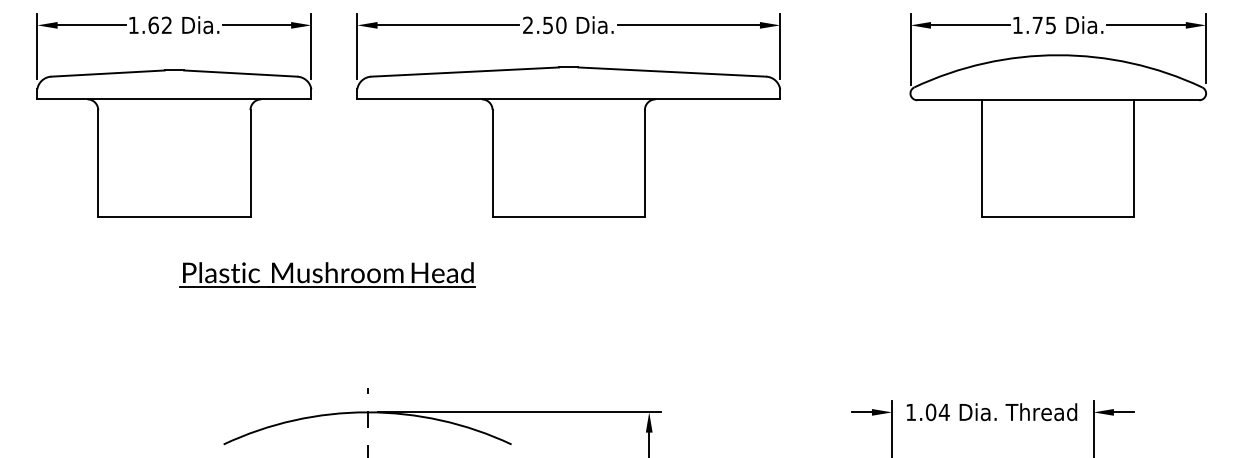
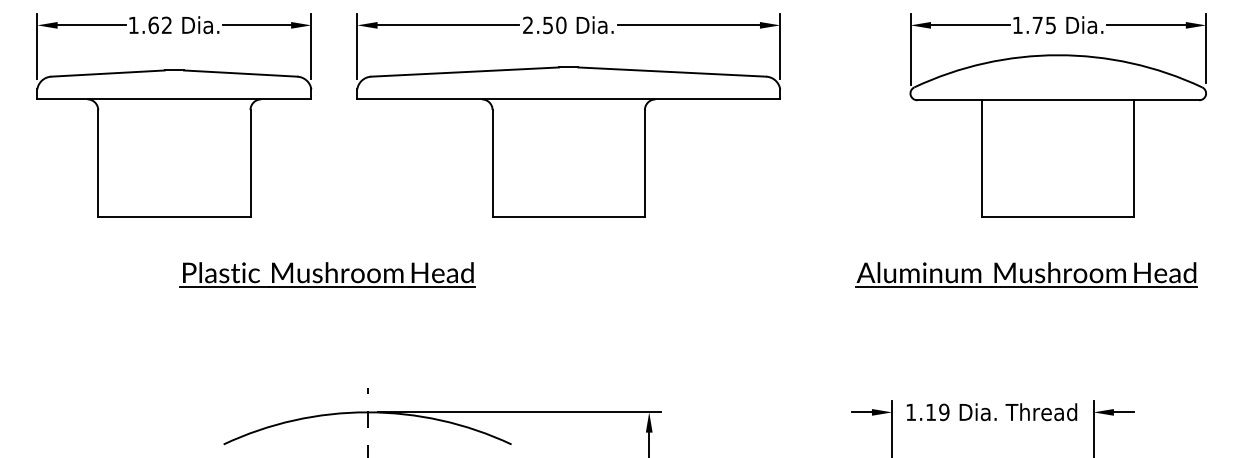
part: none -> present (1026, 274)
text: 1.04 -> 1.19 (937, 412)
